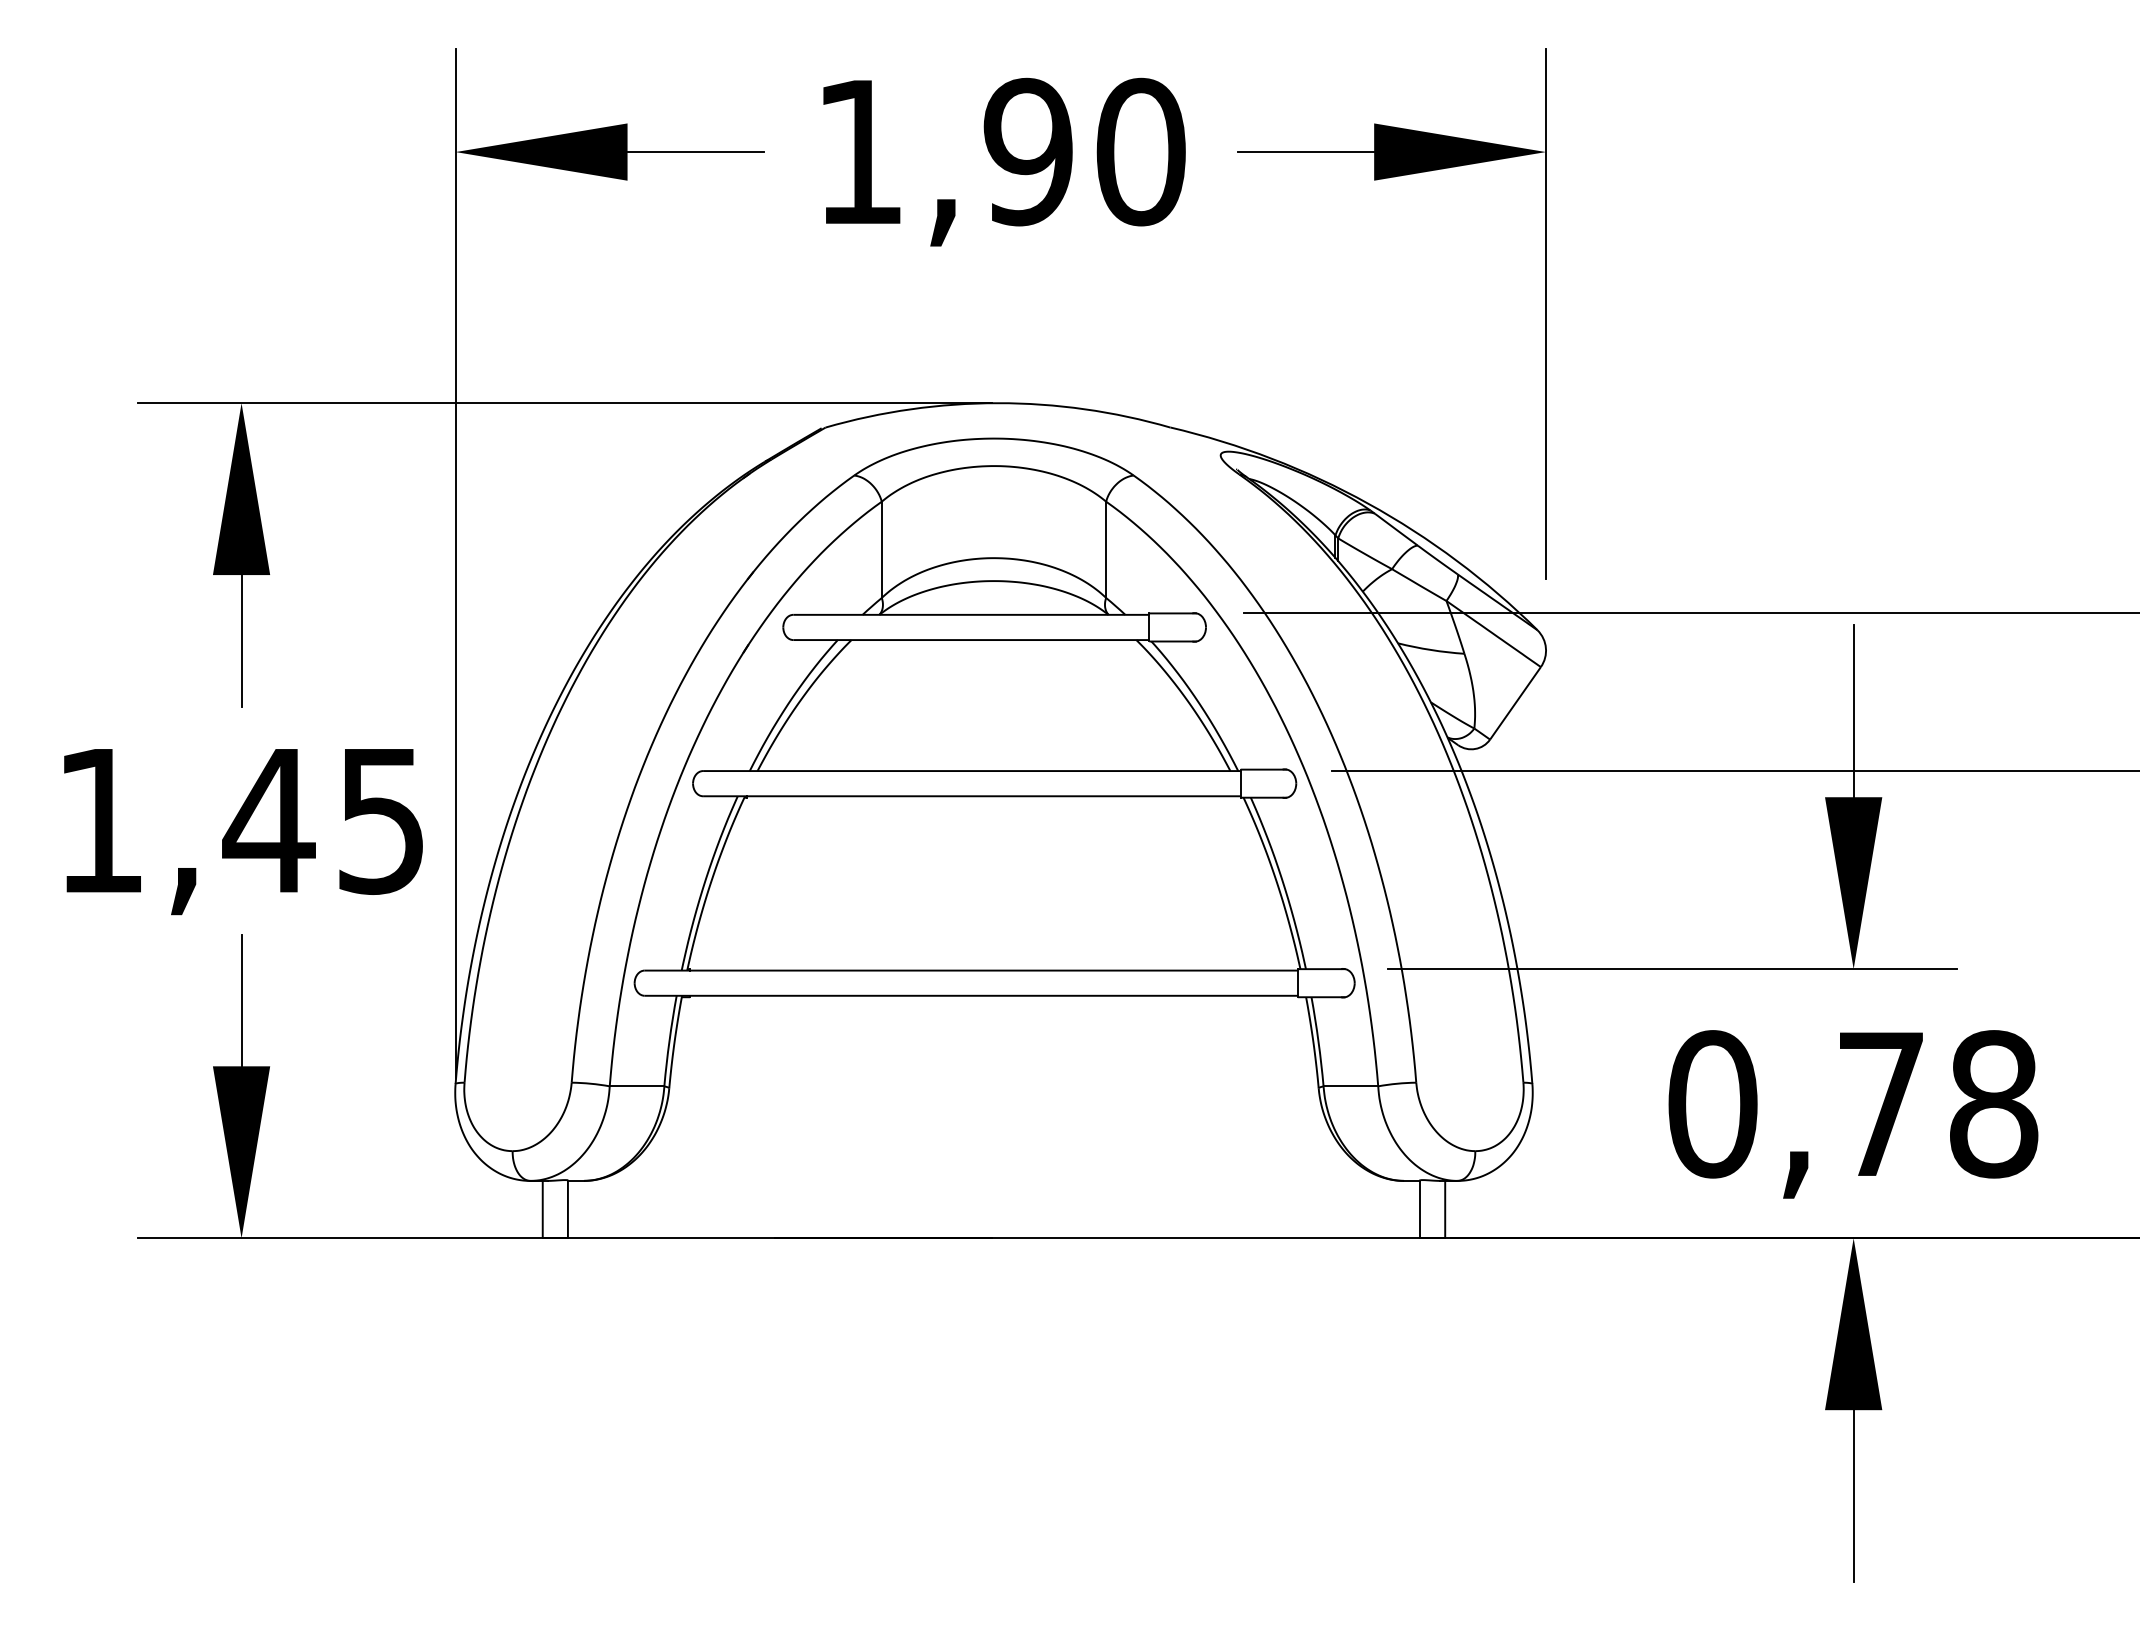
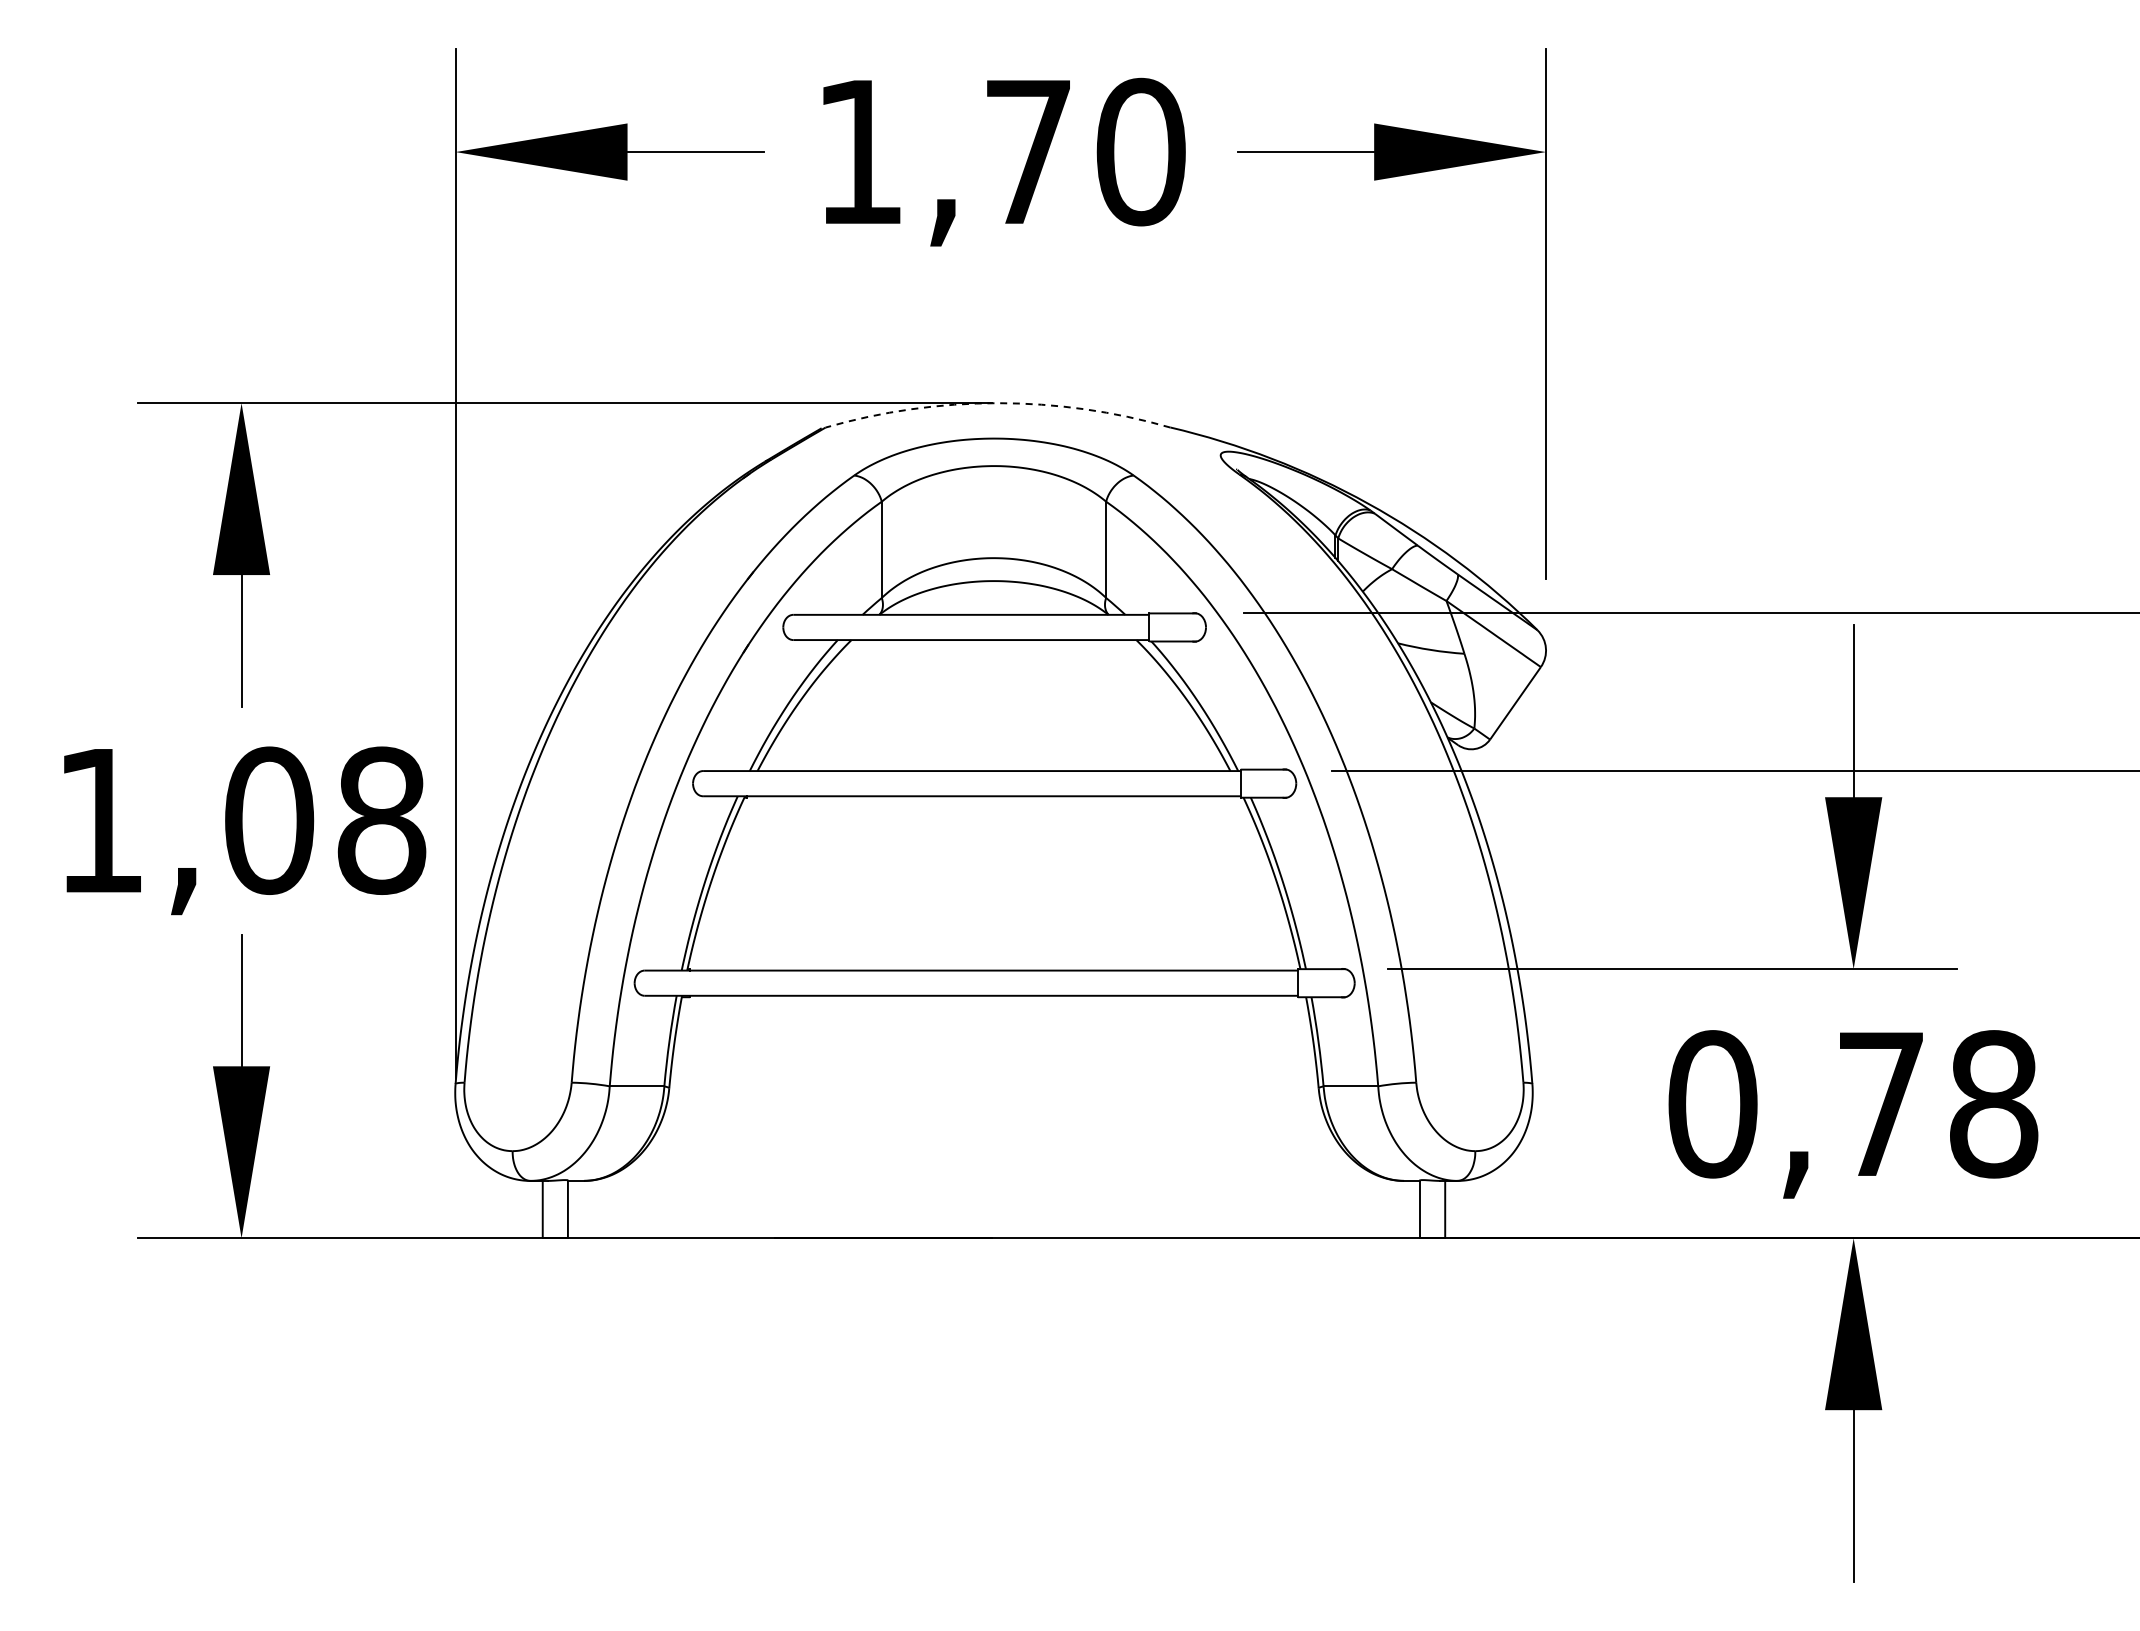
text: 1,90 -> 1,70 (1027, 151)
arc: solid -> dashed (998, 403)
text: 1,45 -> 1,08 (324, 820)
